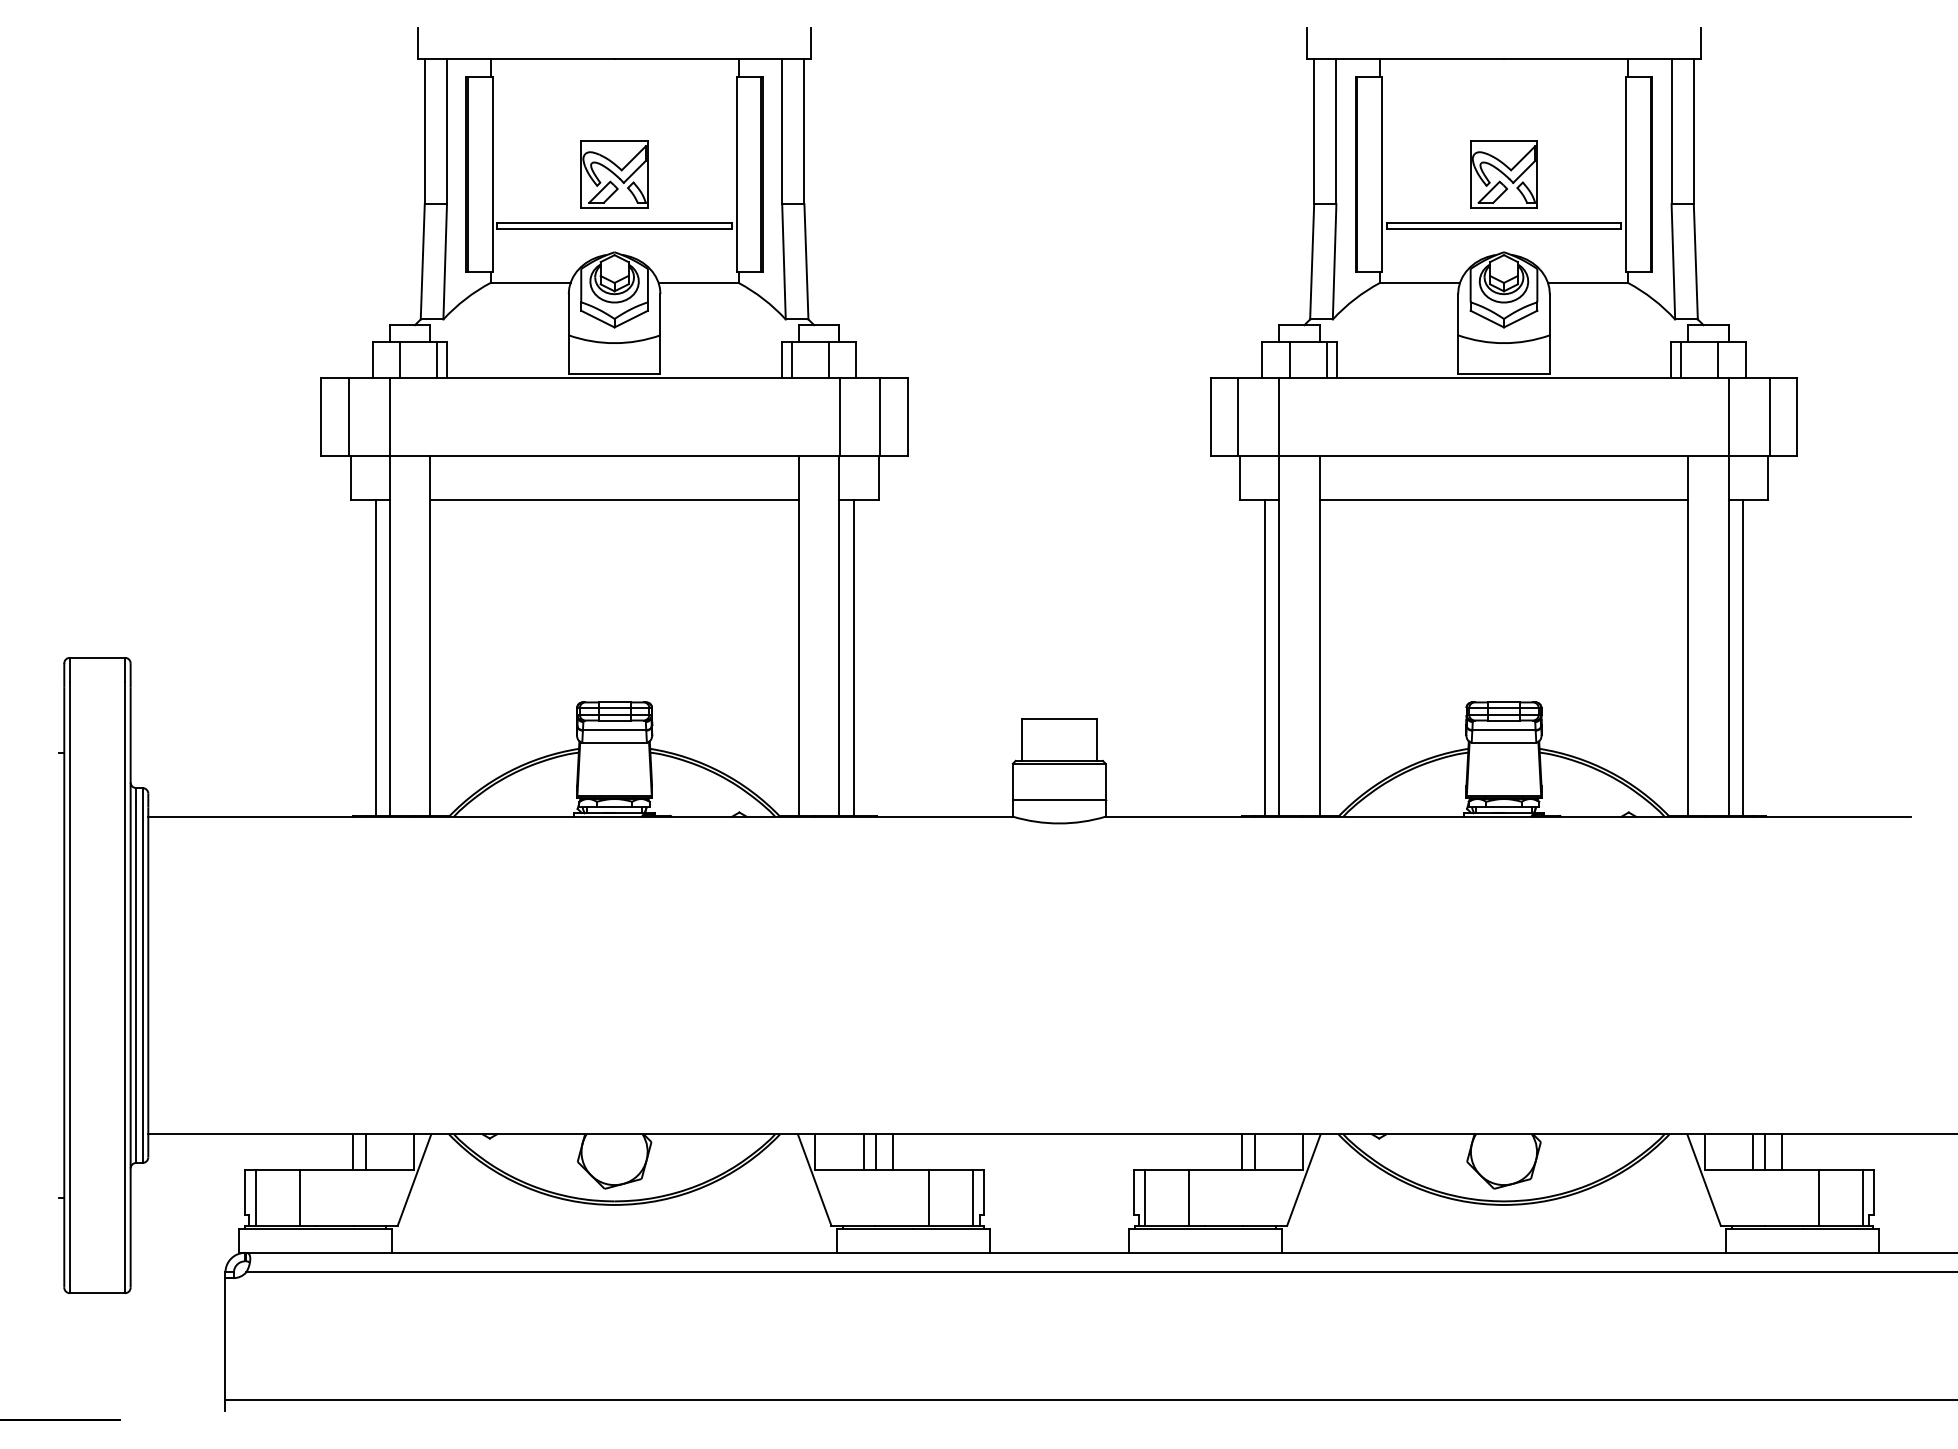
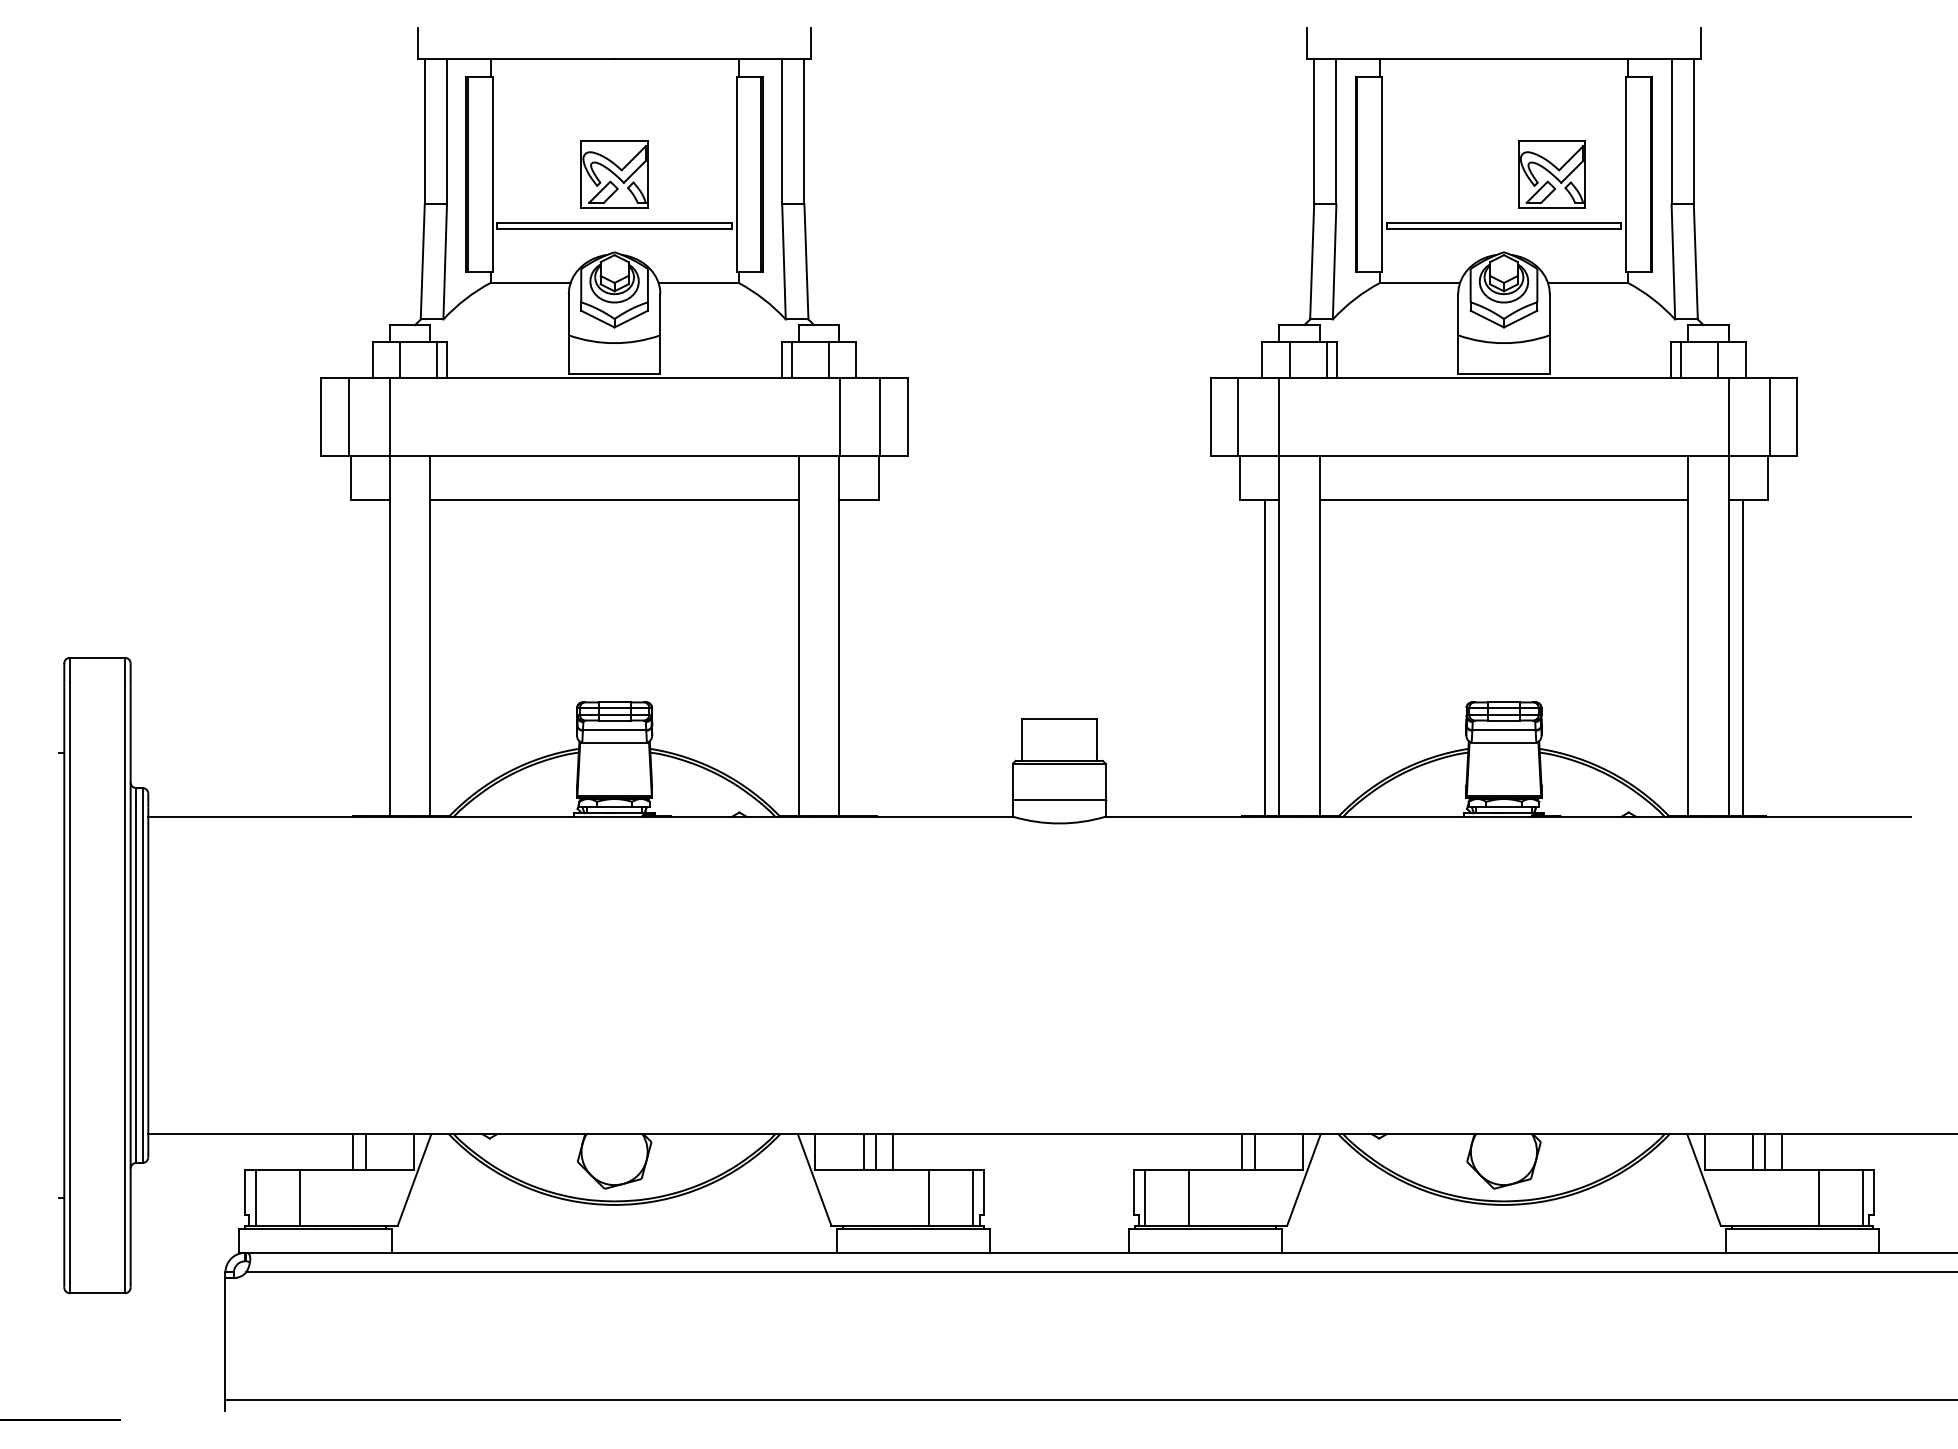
part position: (1503, 174) -> (1551, 174) (1551, 174)
line: present -> none (375, 657)
line: present -> none (853, 657)
